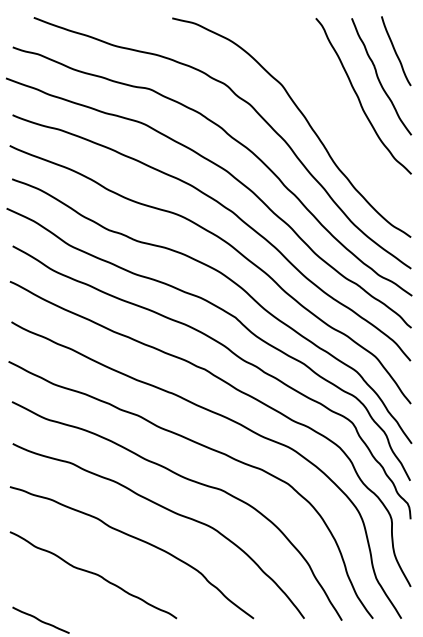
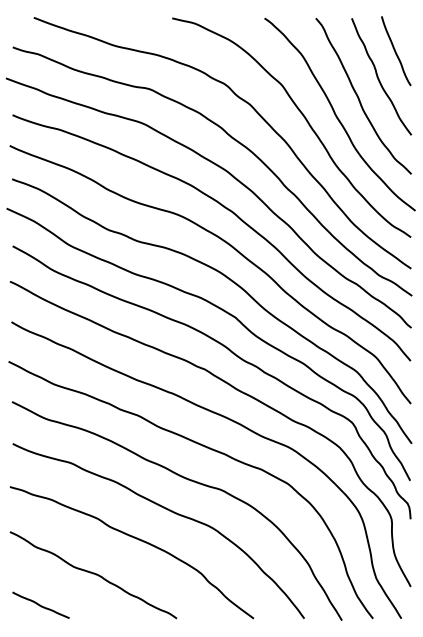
curve: none -> present (337, 116)
line position: (40, 619) -> (40, 604) (40, 604)
